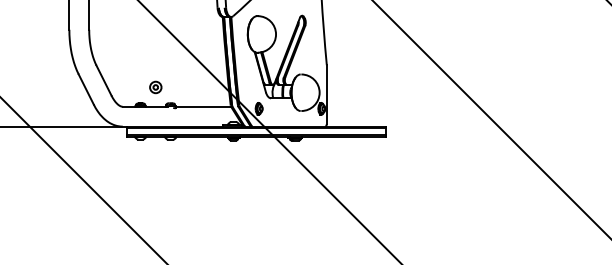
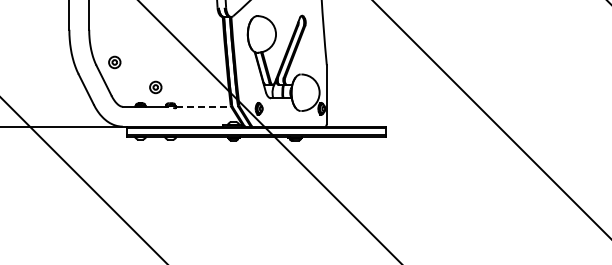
part: none -> present (114, 62)
line: solid -> dashed (203, 106)
